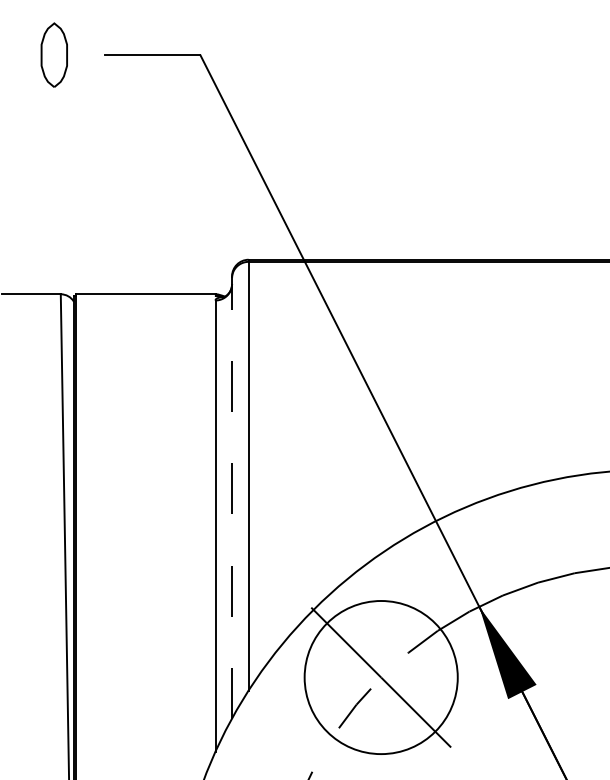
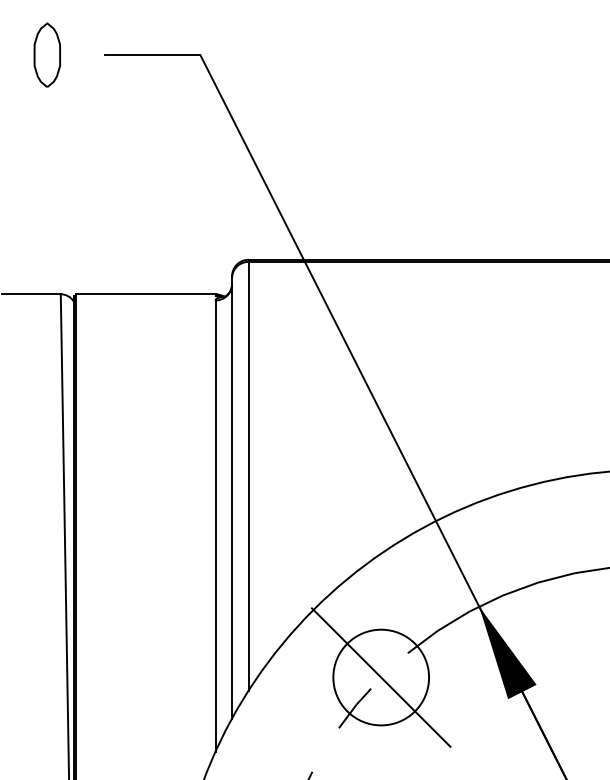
part position: (53, 54) -> (46, 54) (46, 54)
line: dashed -> solid (232, 497)
circle diameter: 153 px -> 96 px (381, 677)
